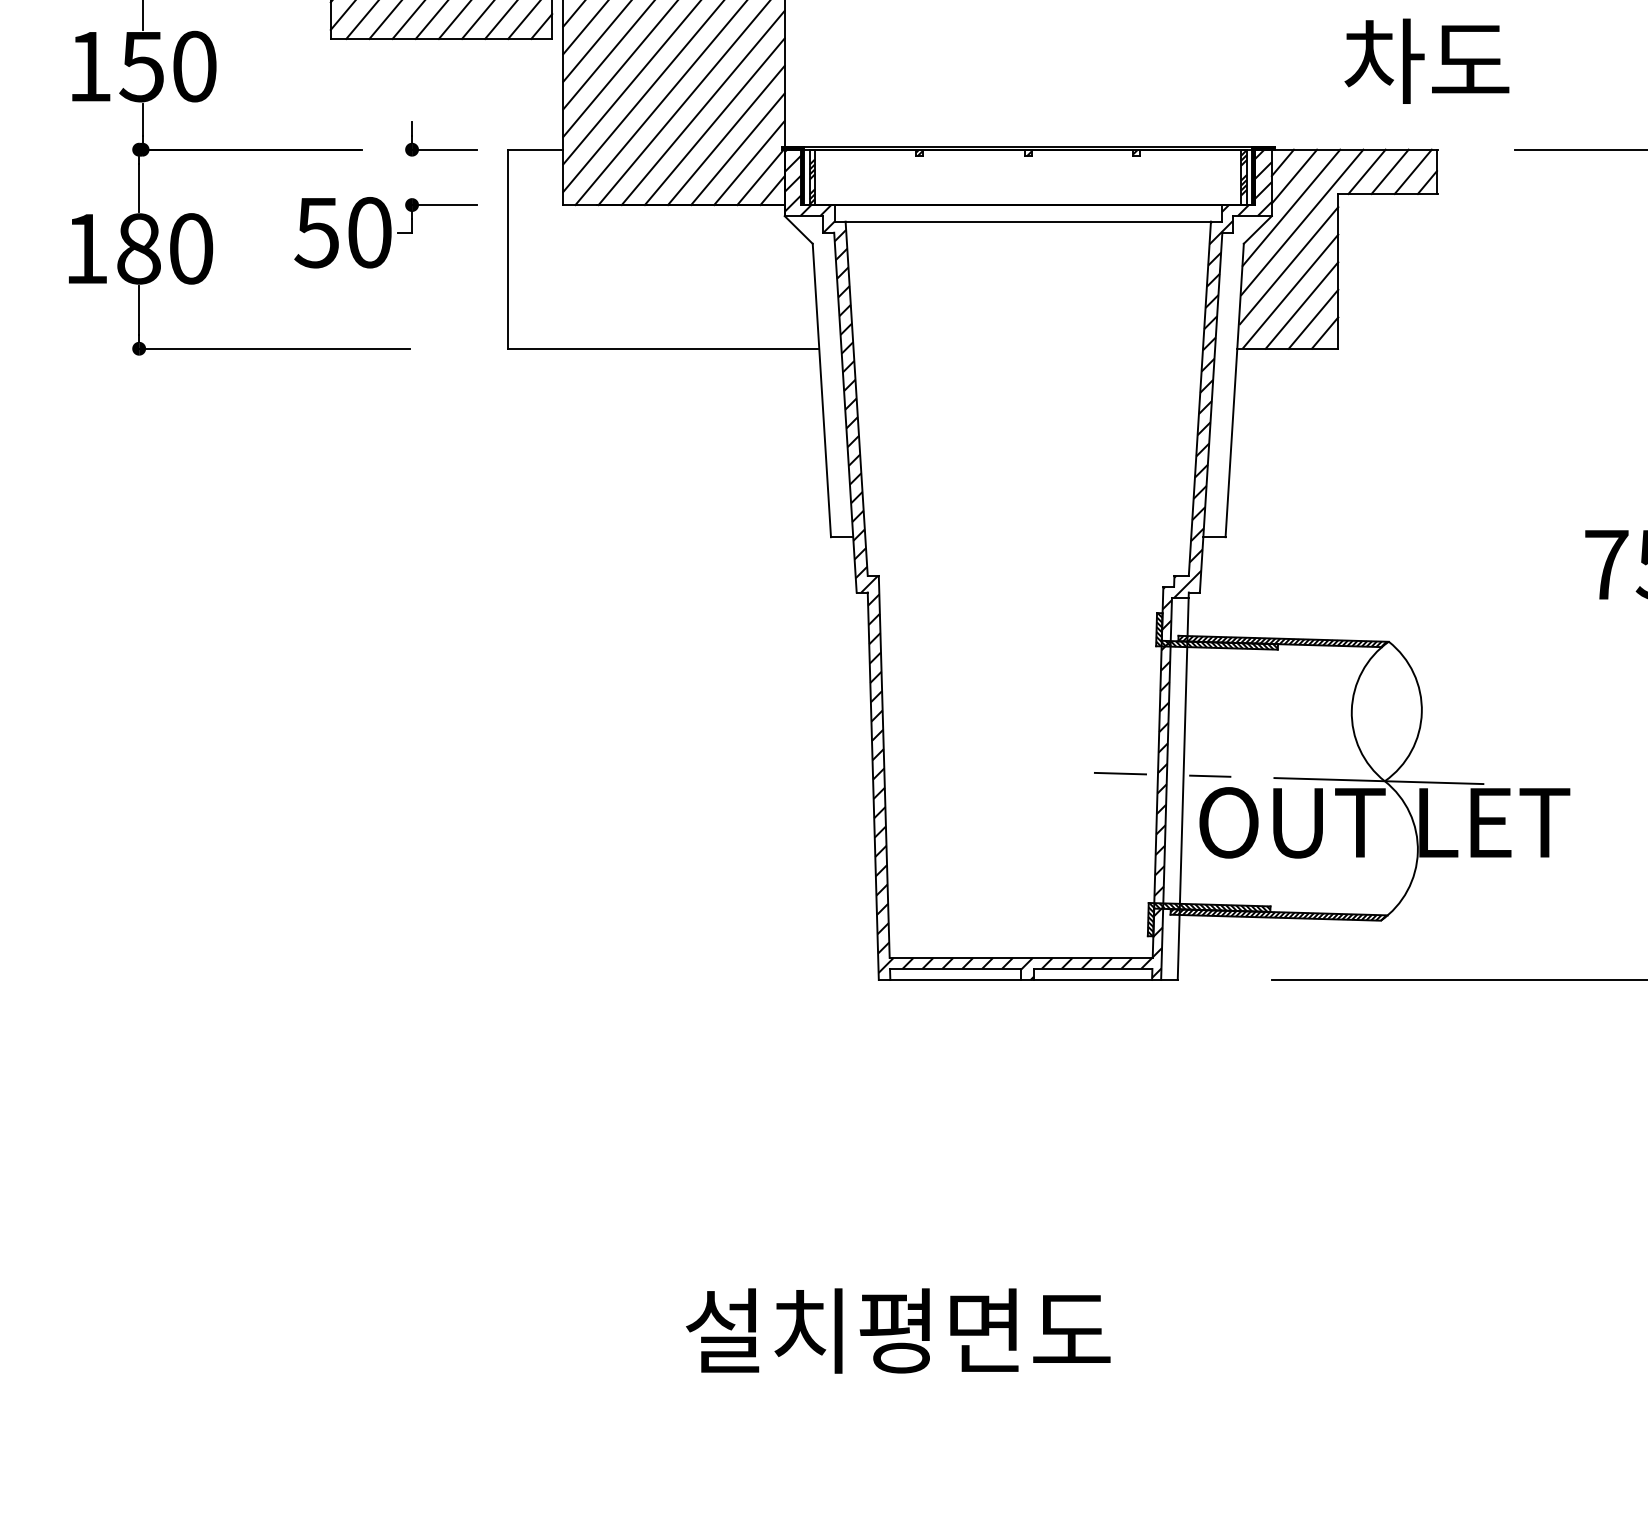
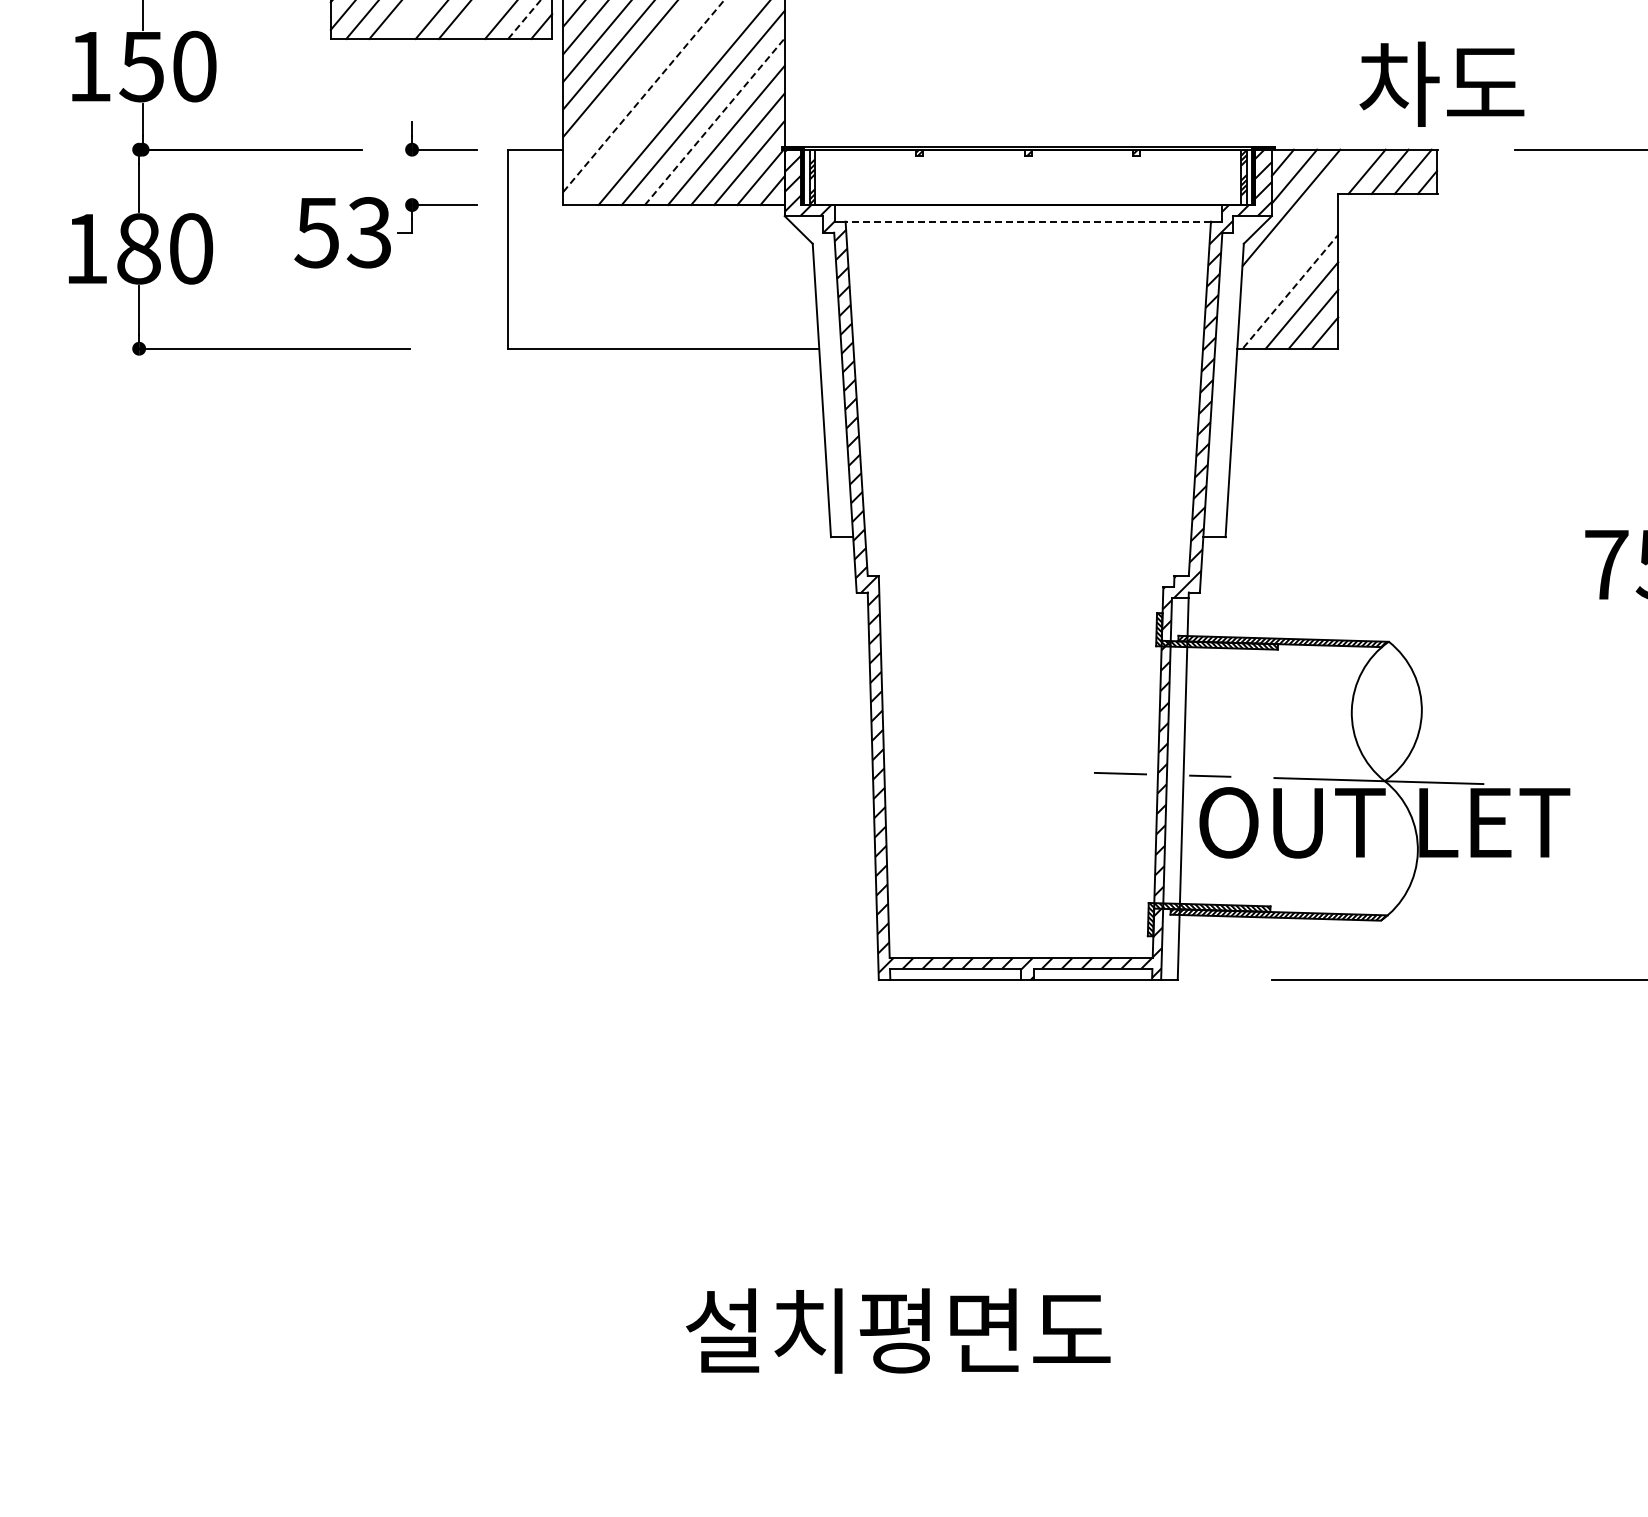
line: solid -> dashed (524, 19)
line: present -> none (407, 20)
line: present -> none (477, 20)
text position: (1426, 60) -> (1441, 83) (1441, 83)
line: present -> none (631, 83)
line: solid -> dashed (644, 95)
line: present -> none (660, 103)
line: solid -> dashed (714, 121)
line: solid -> dashed (1028, 221)
line: present -> none (1302, 222)
text: 50 -> 53 (369, 232)
line: present -> none (1289, 265)
line: solid -> dashed (1290, 291)
